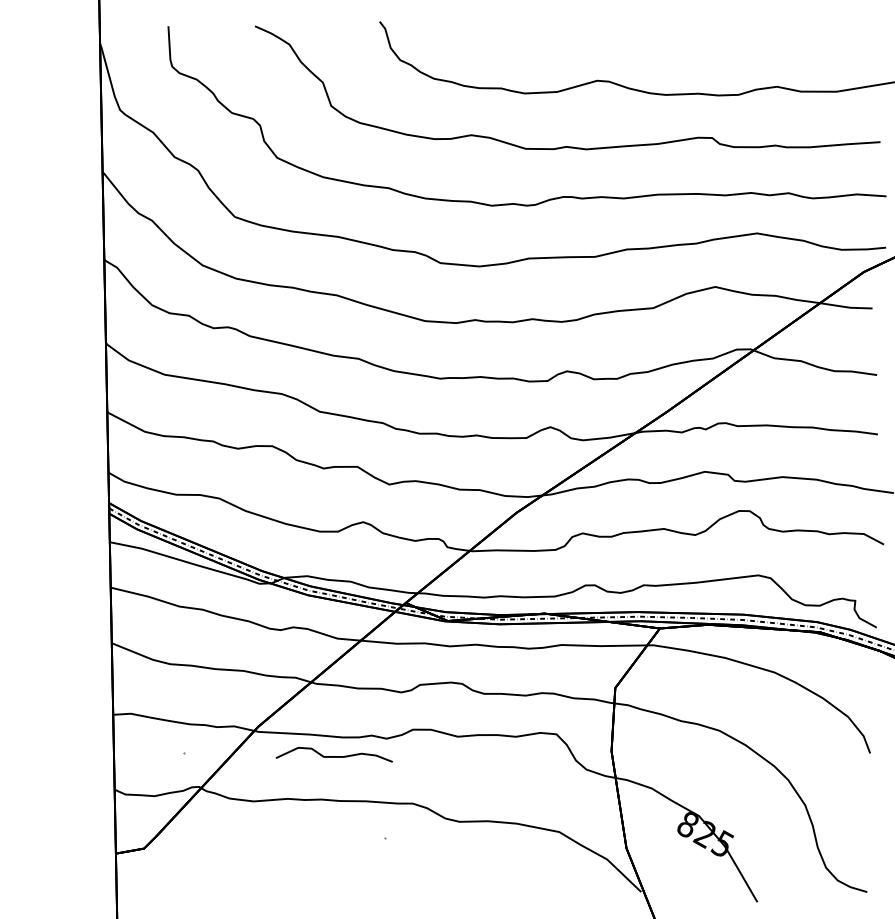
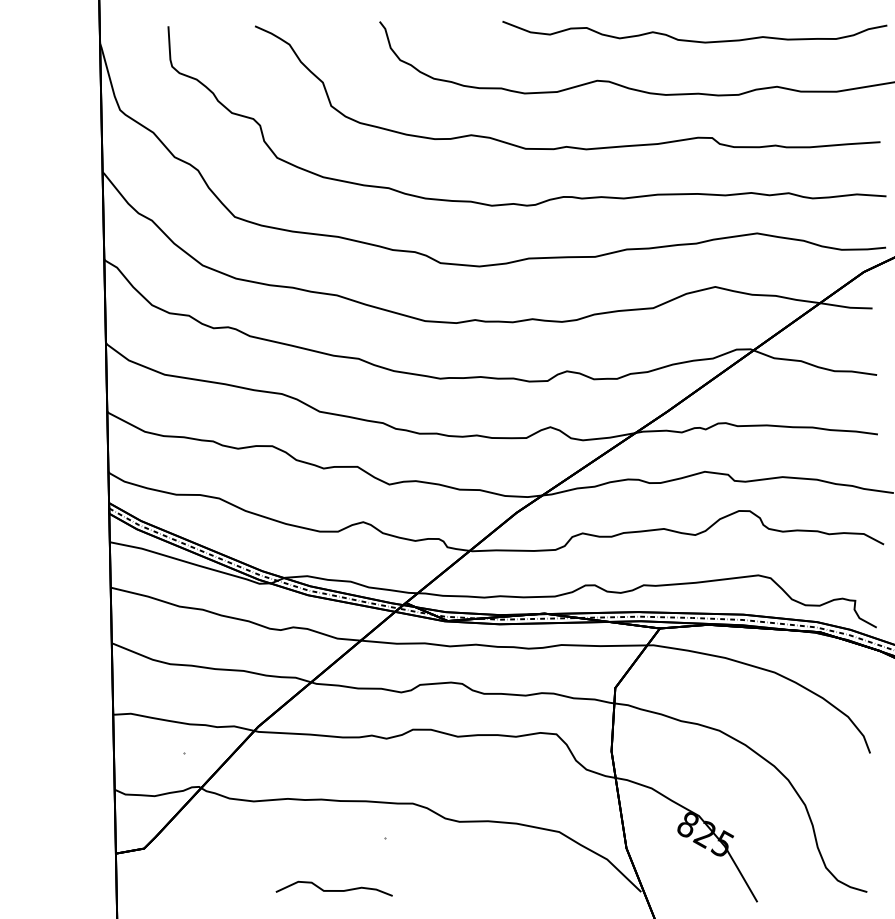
curve: none -> present (694, 40)
curve position: (333, 756) -> (333, 890) (333, 890)
